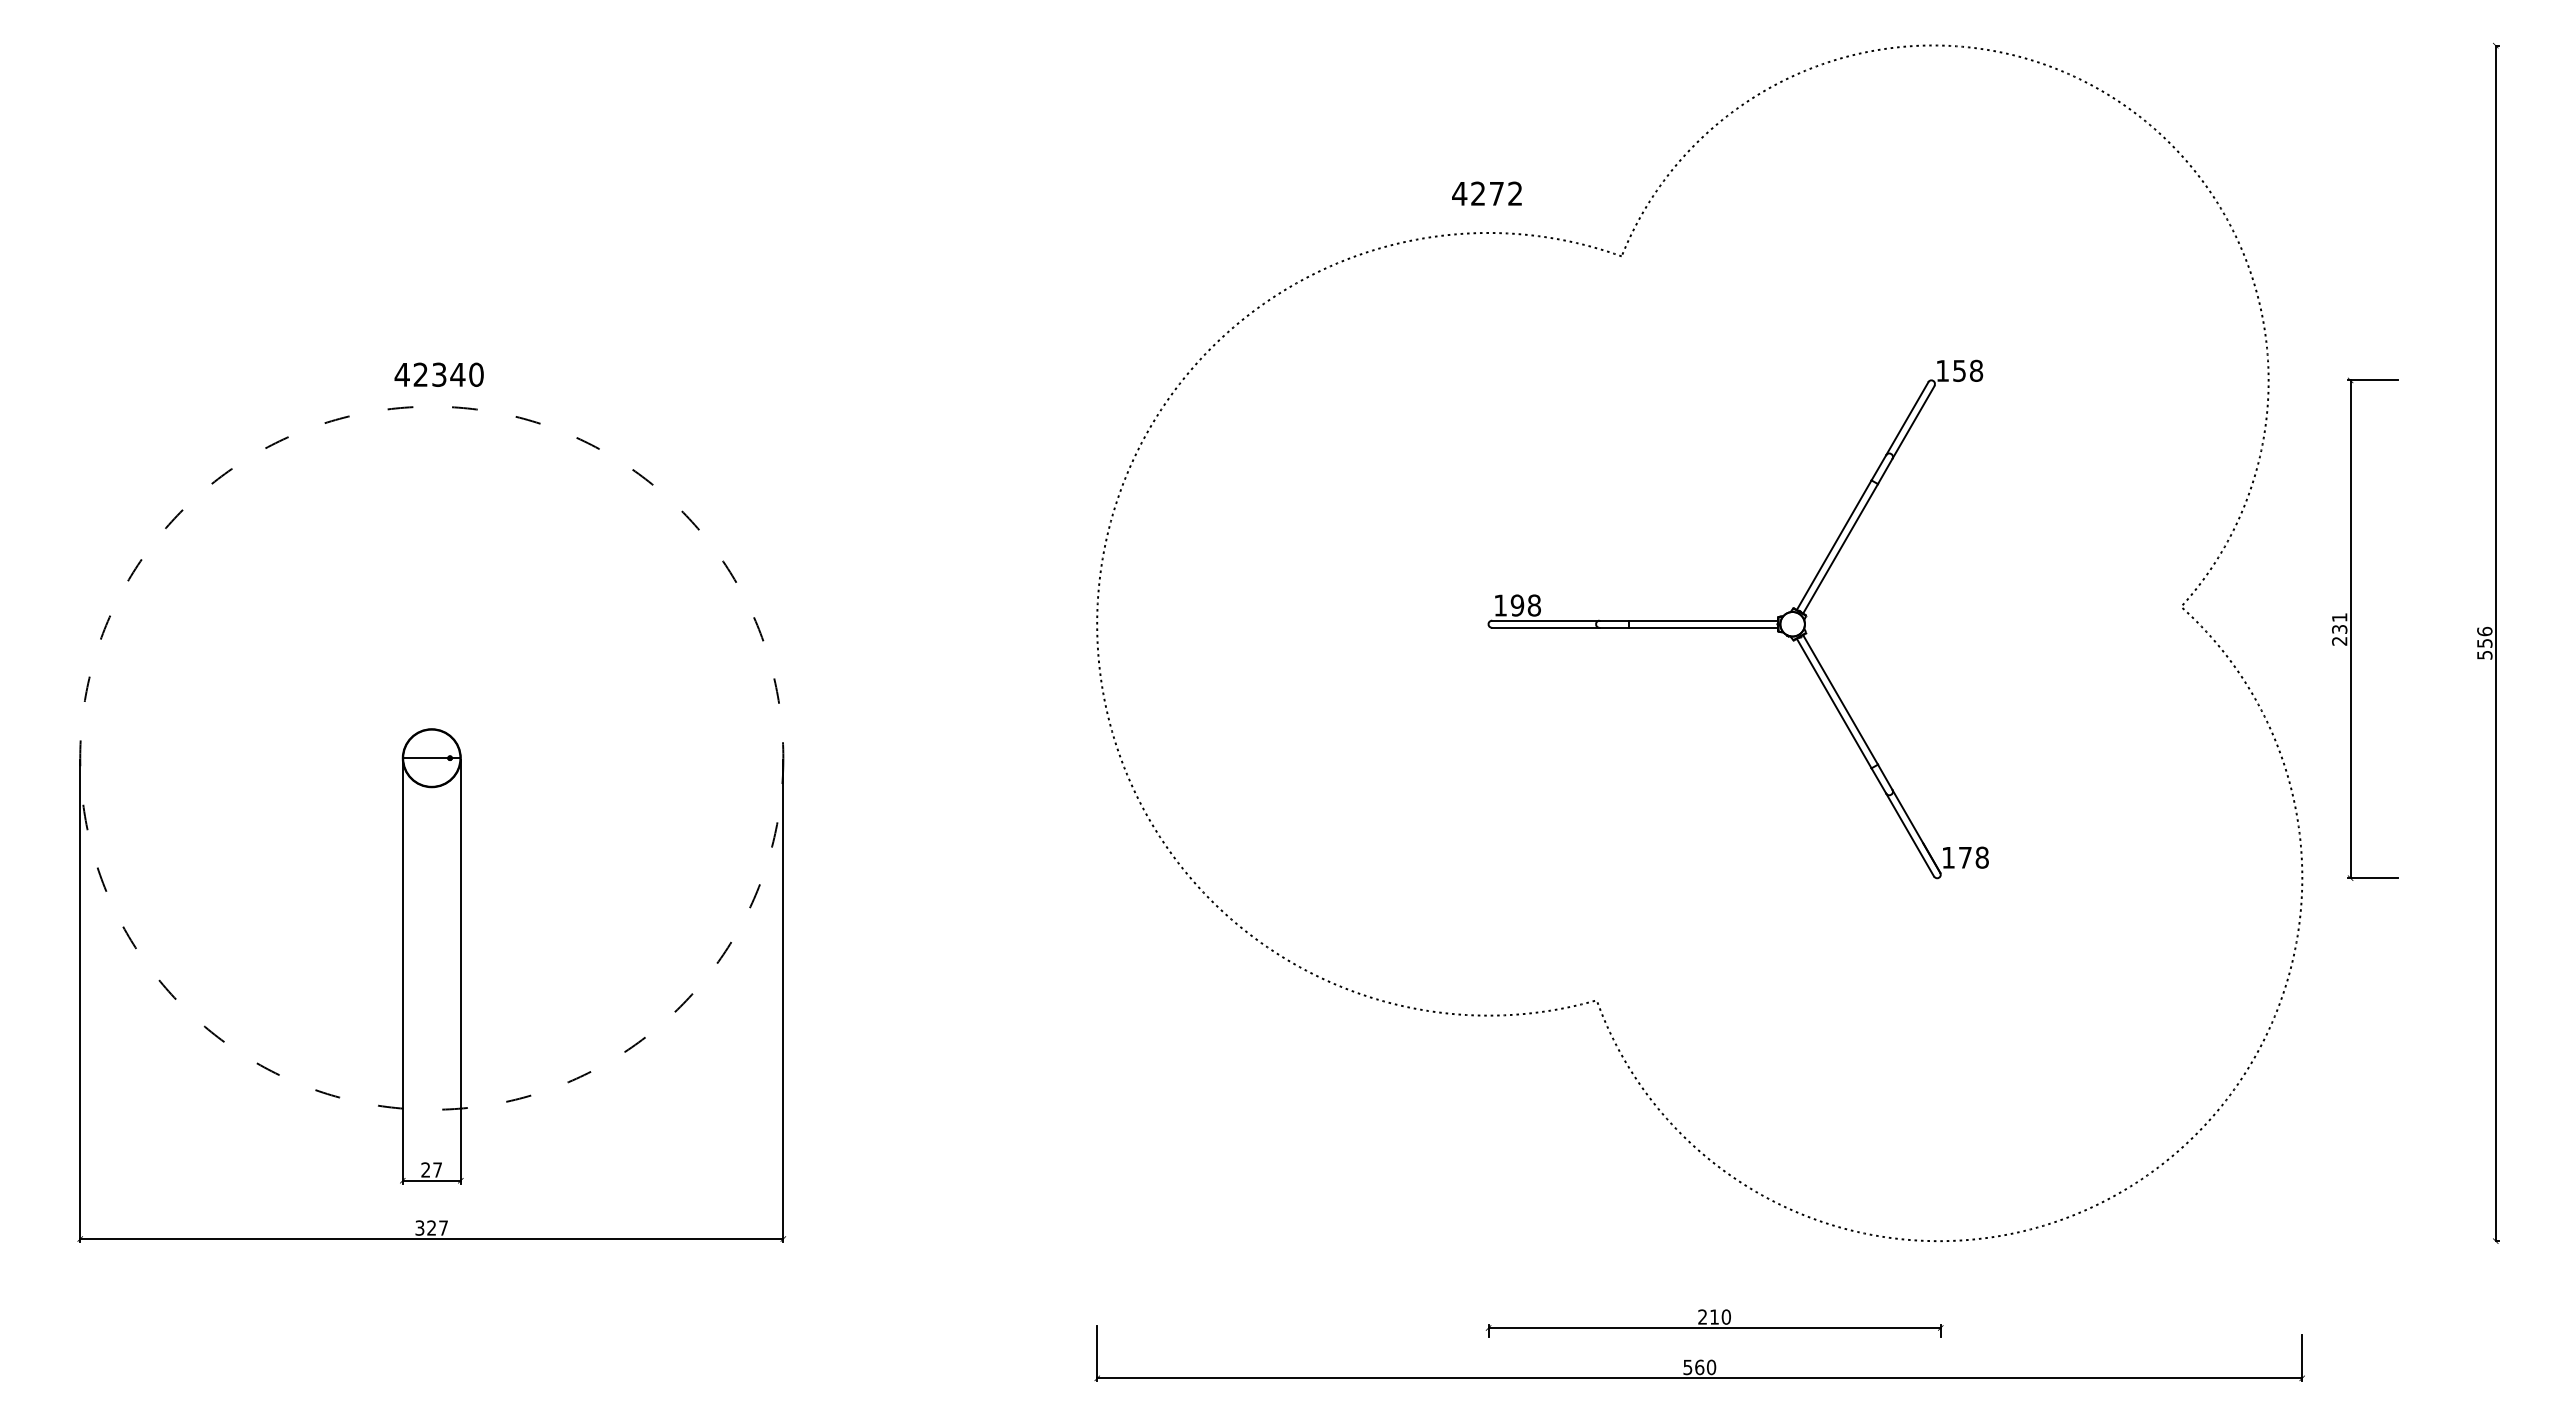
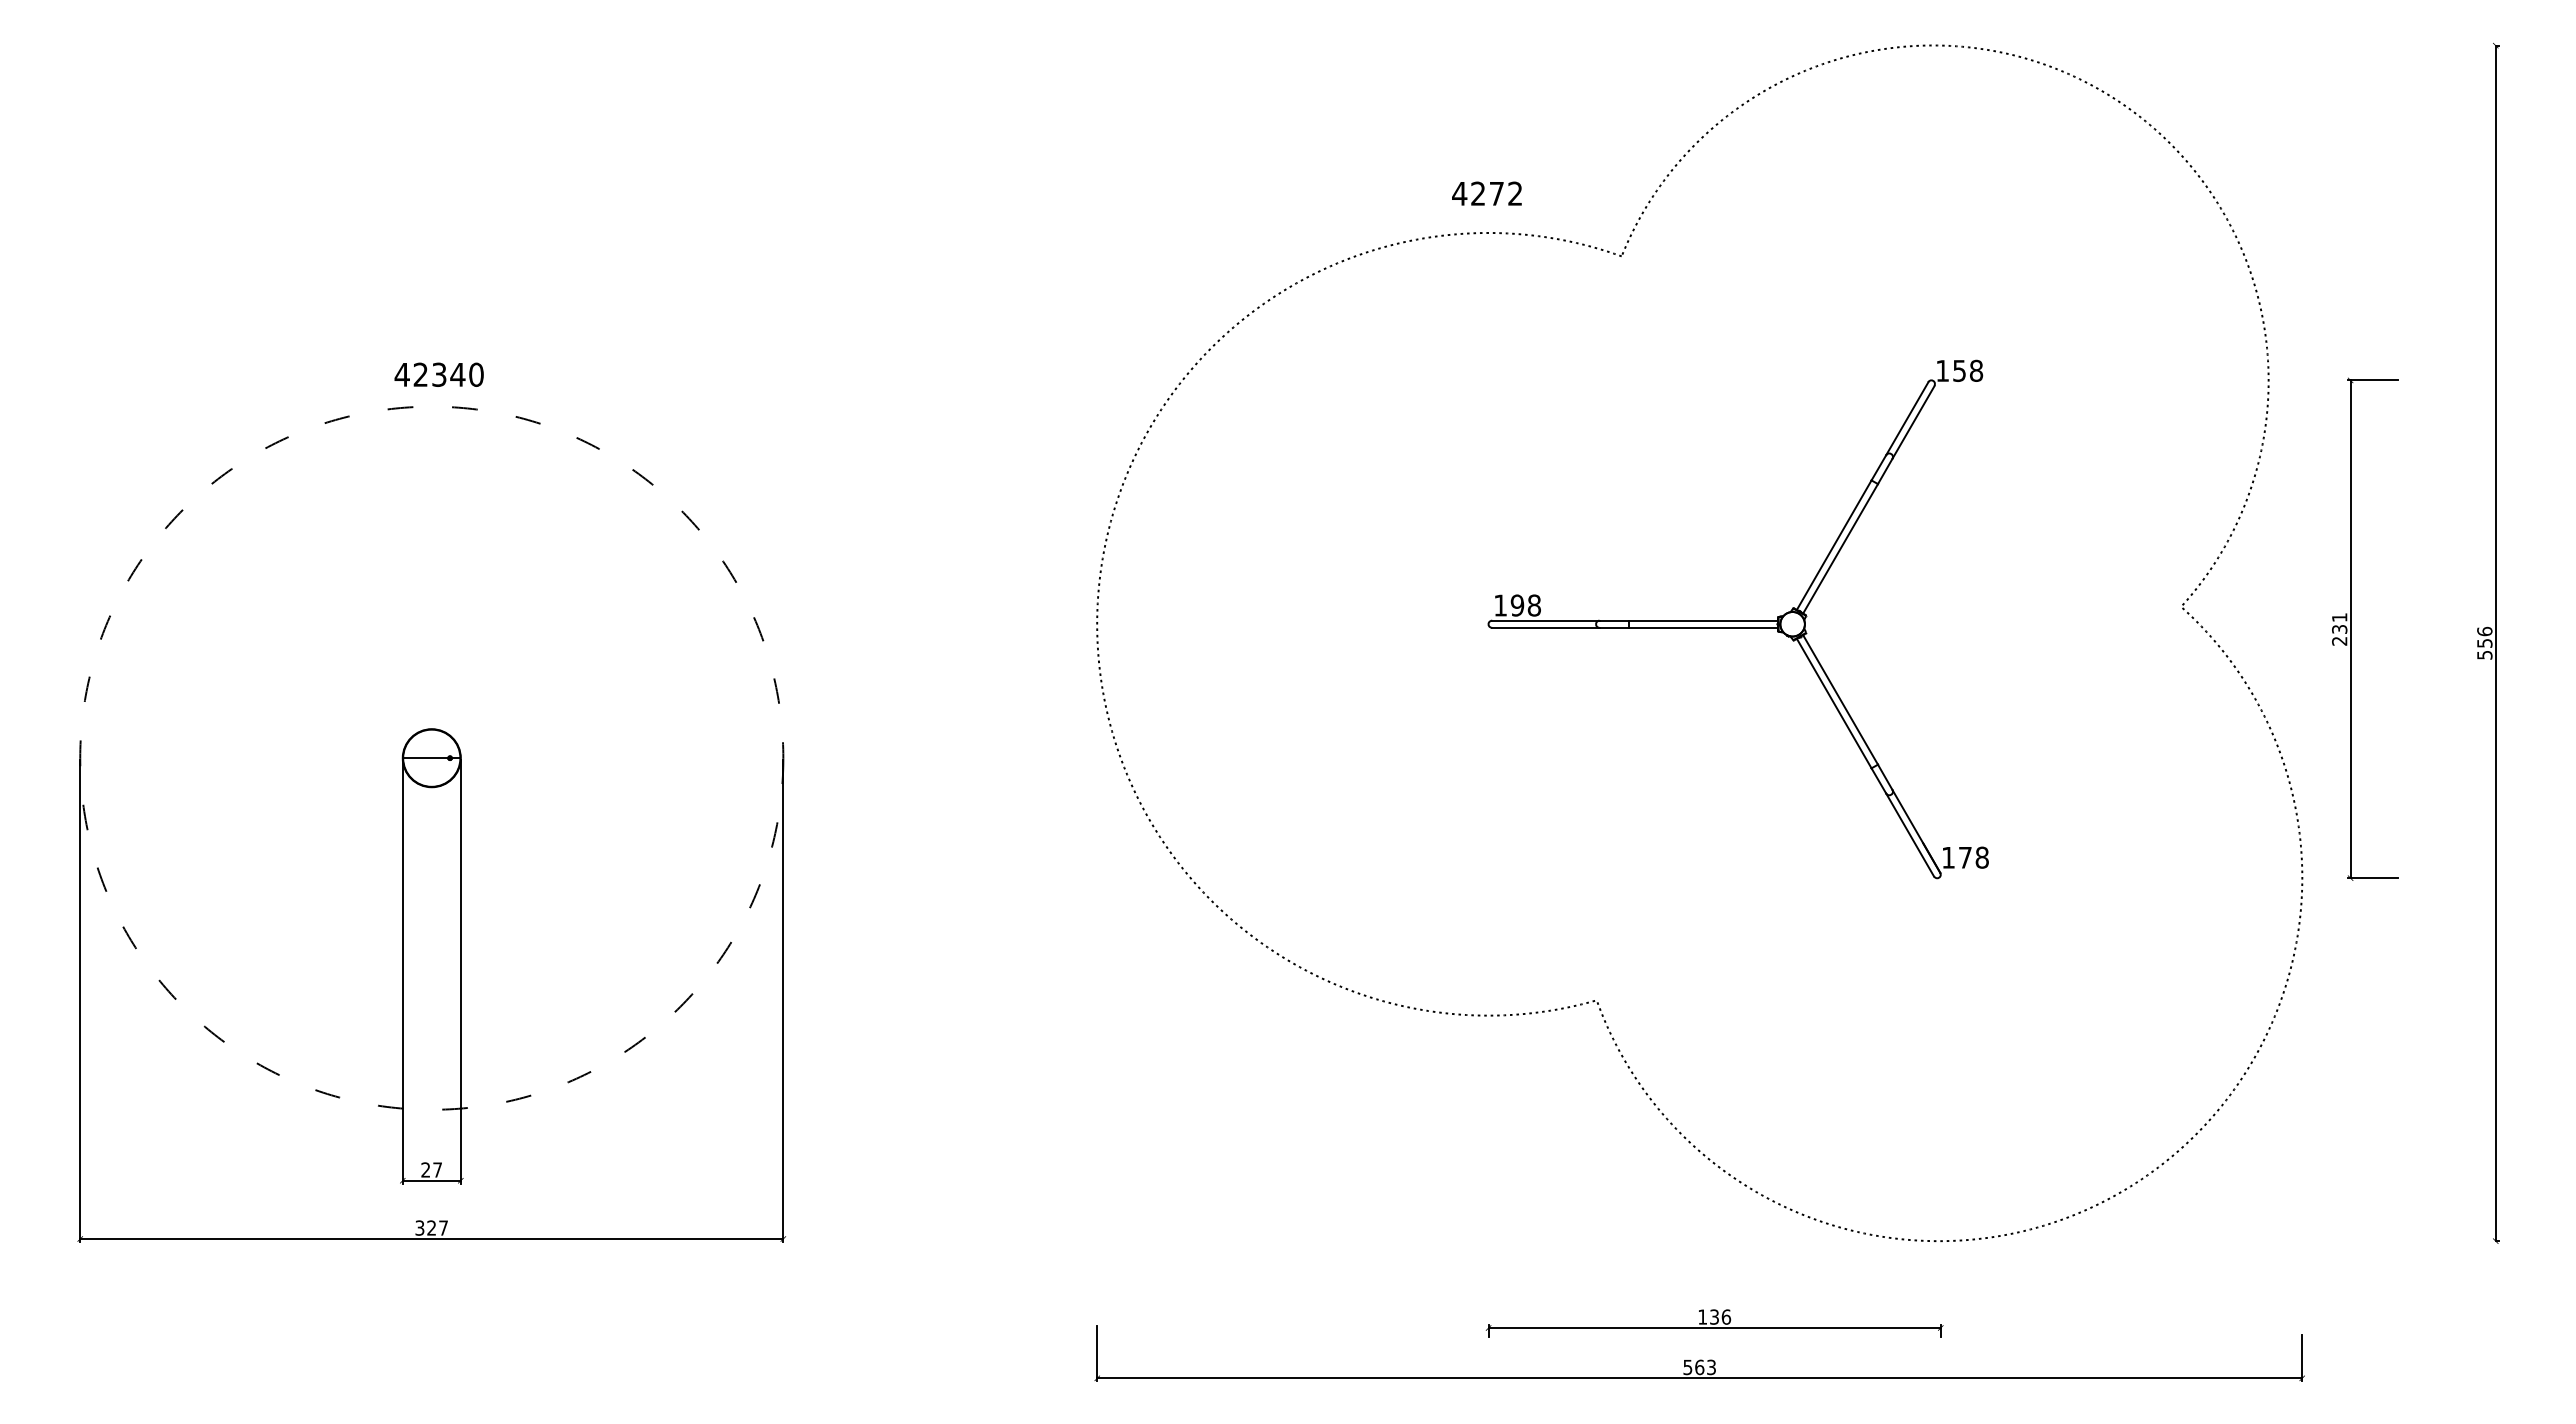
text: 210 -> 136 (1714, 1316)
text: 560 -> 563 (1711, 1367)
